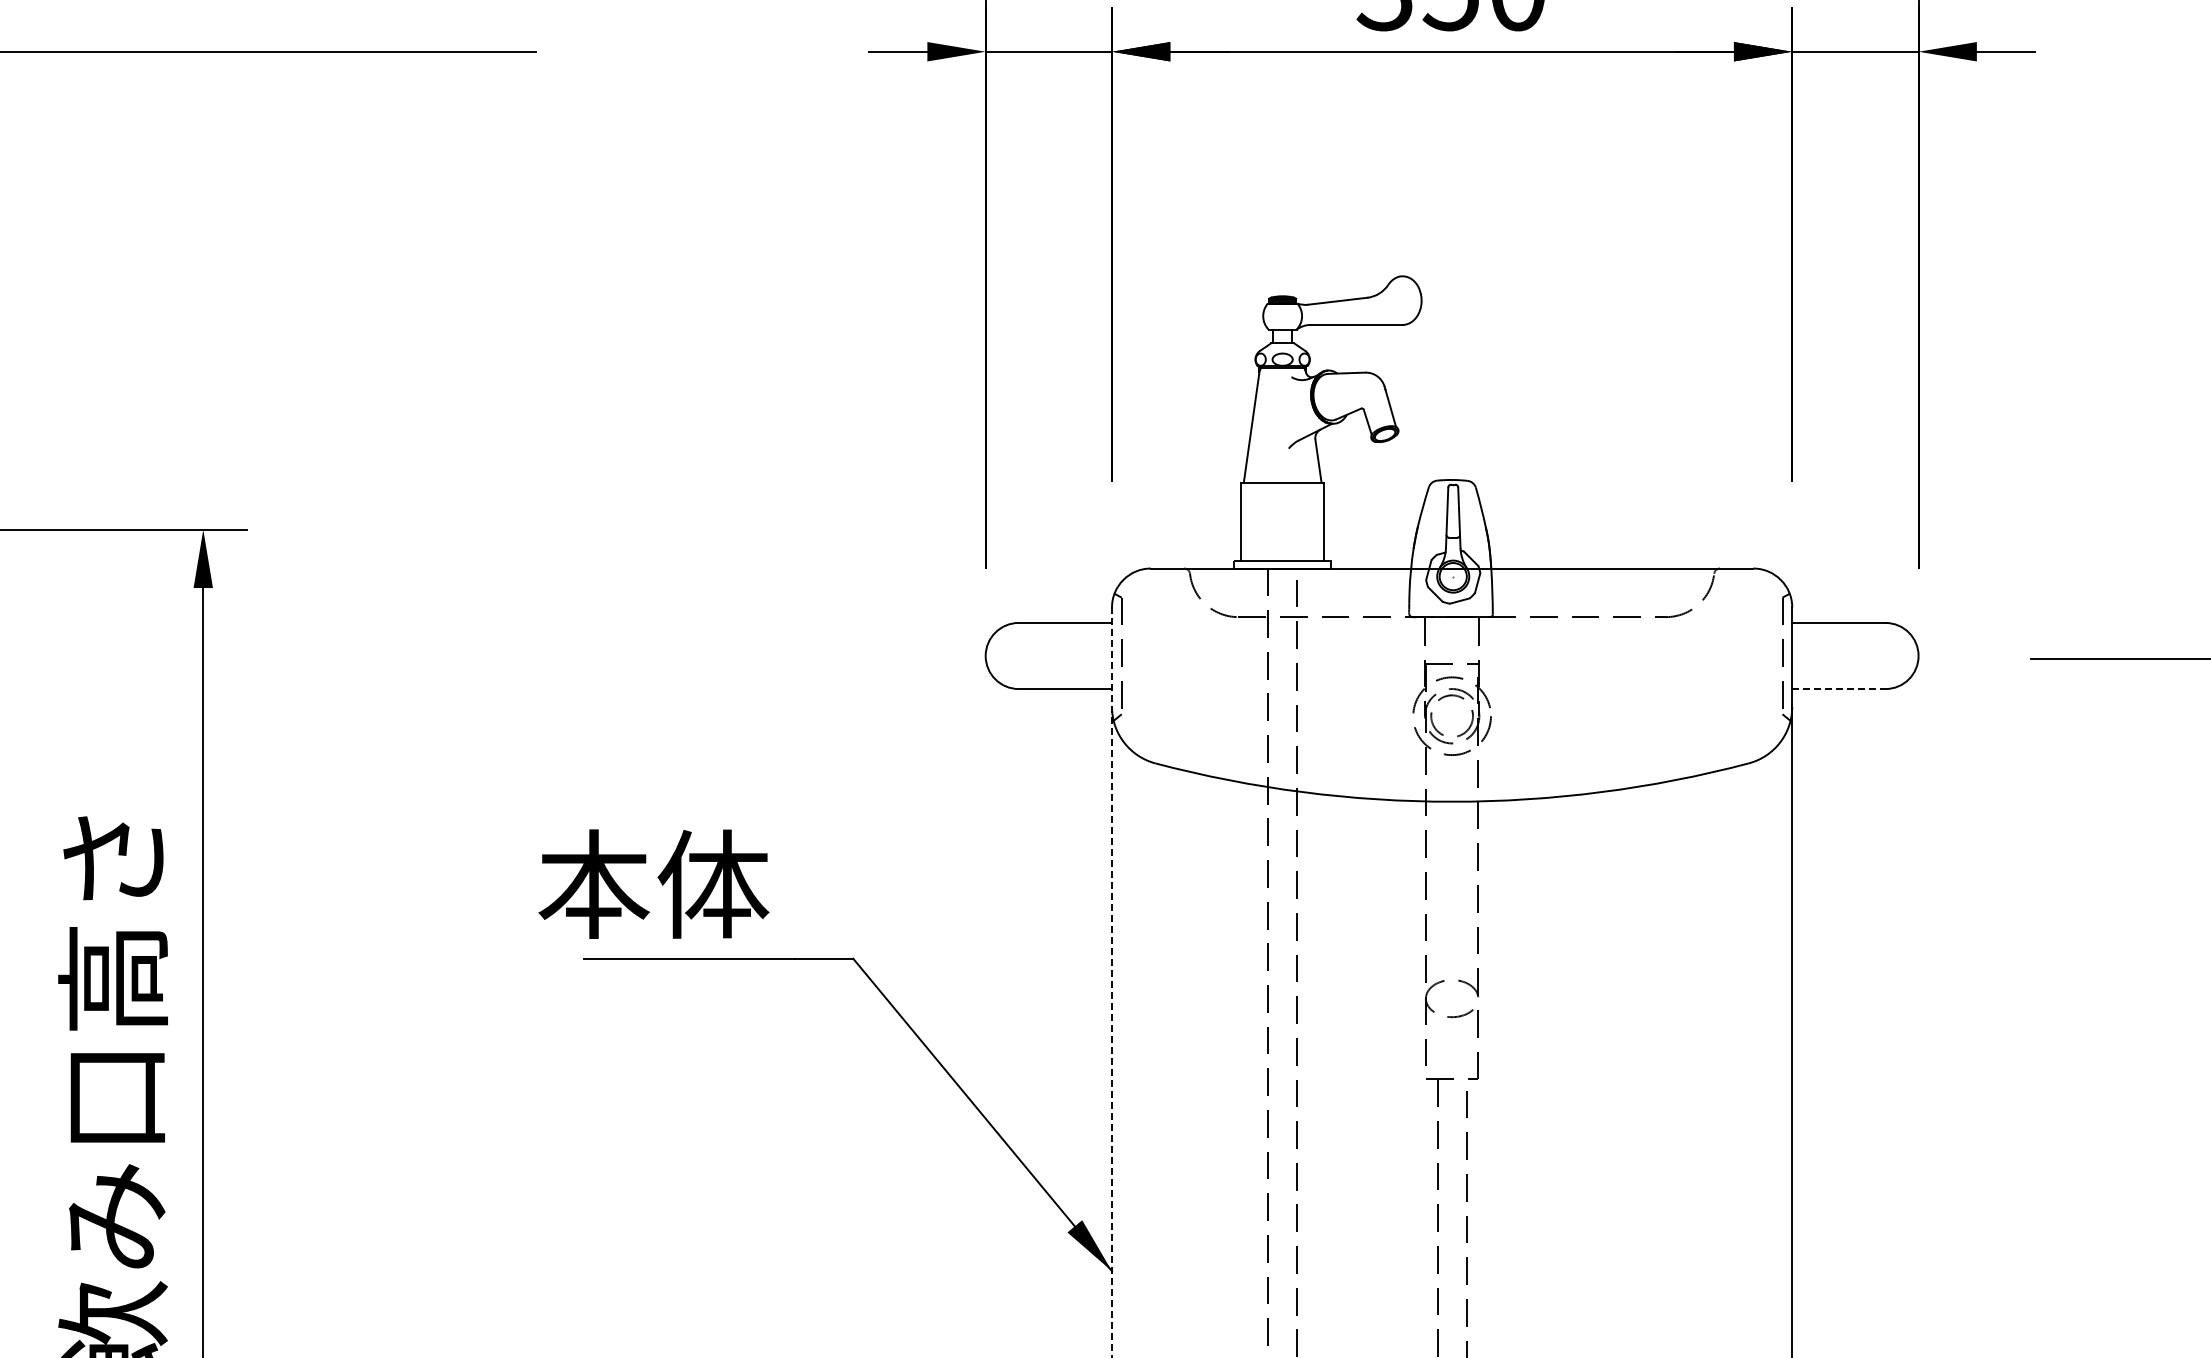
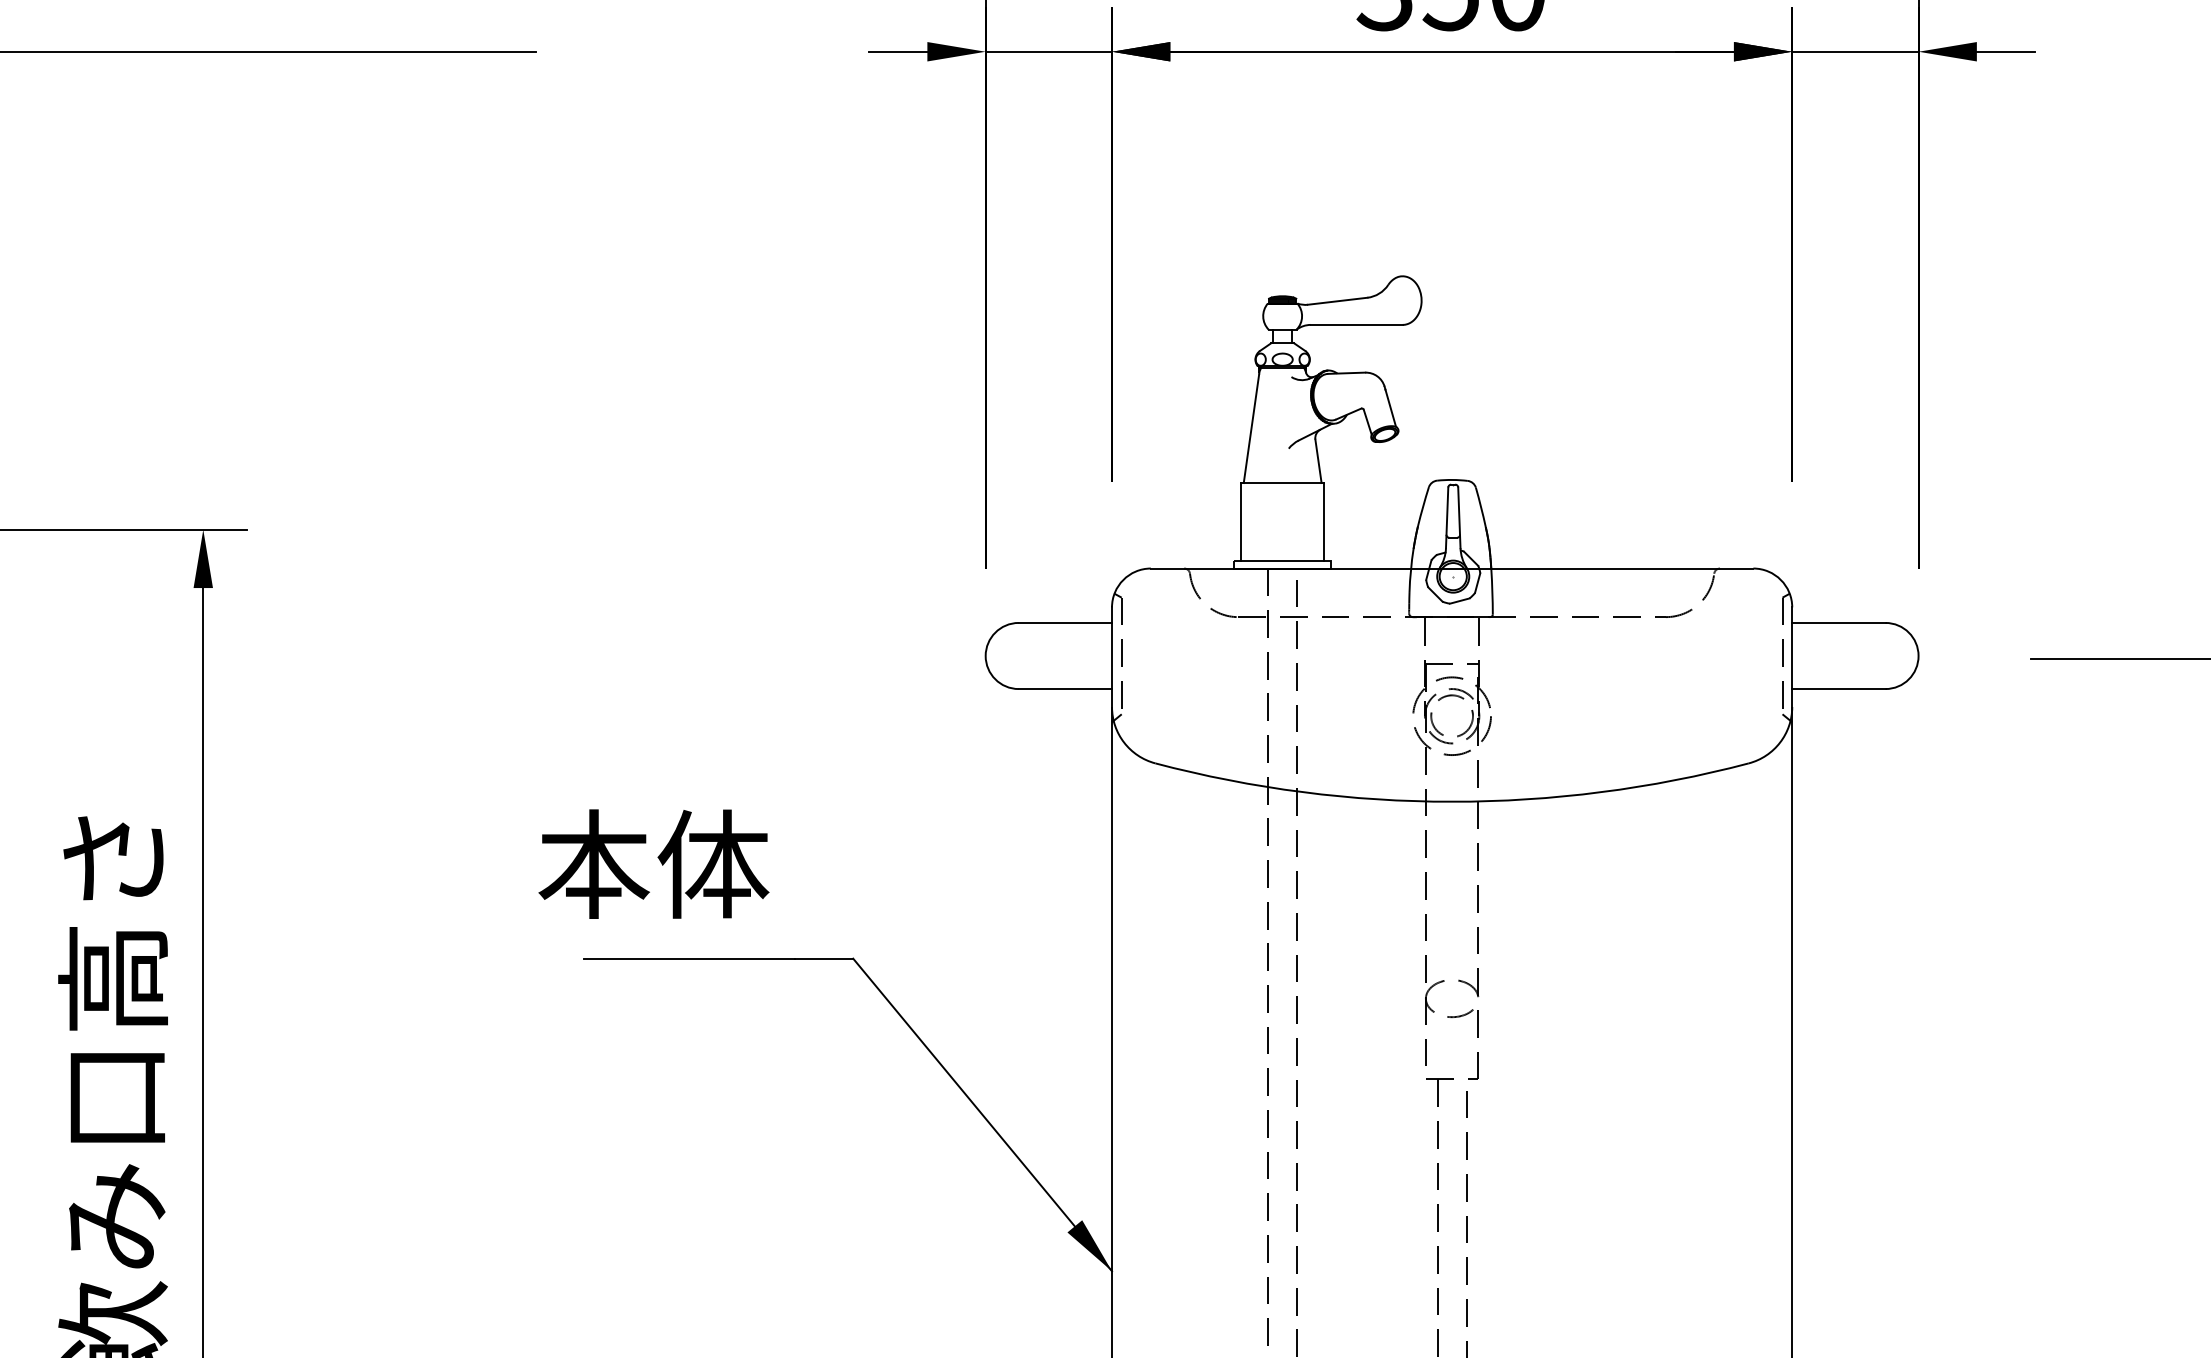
line: dashed -> solid (1838, 689)
text position: (653, 883) -> (653, 863) (653, 863)
line: dashed -> solid (1112, 982)
